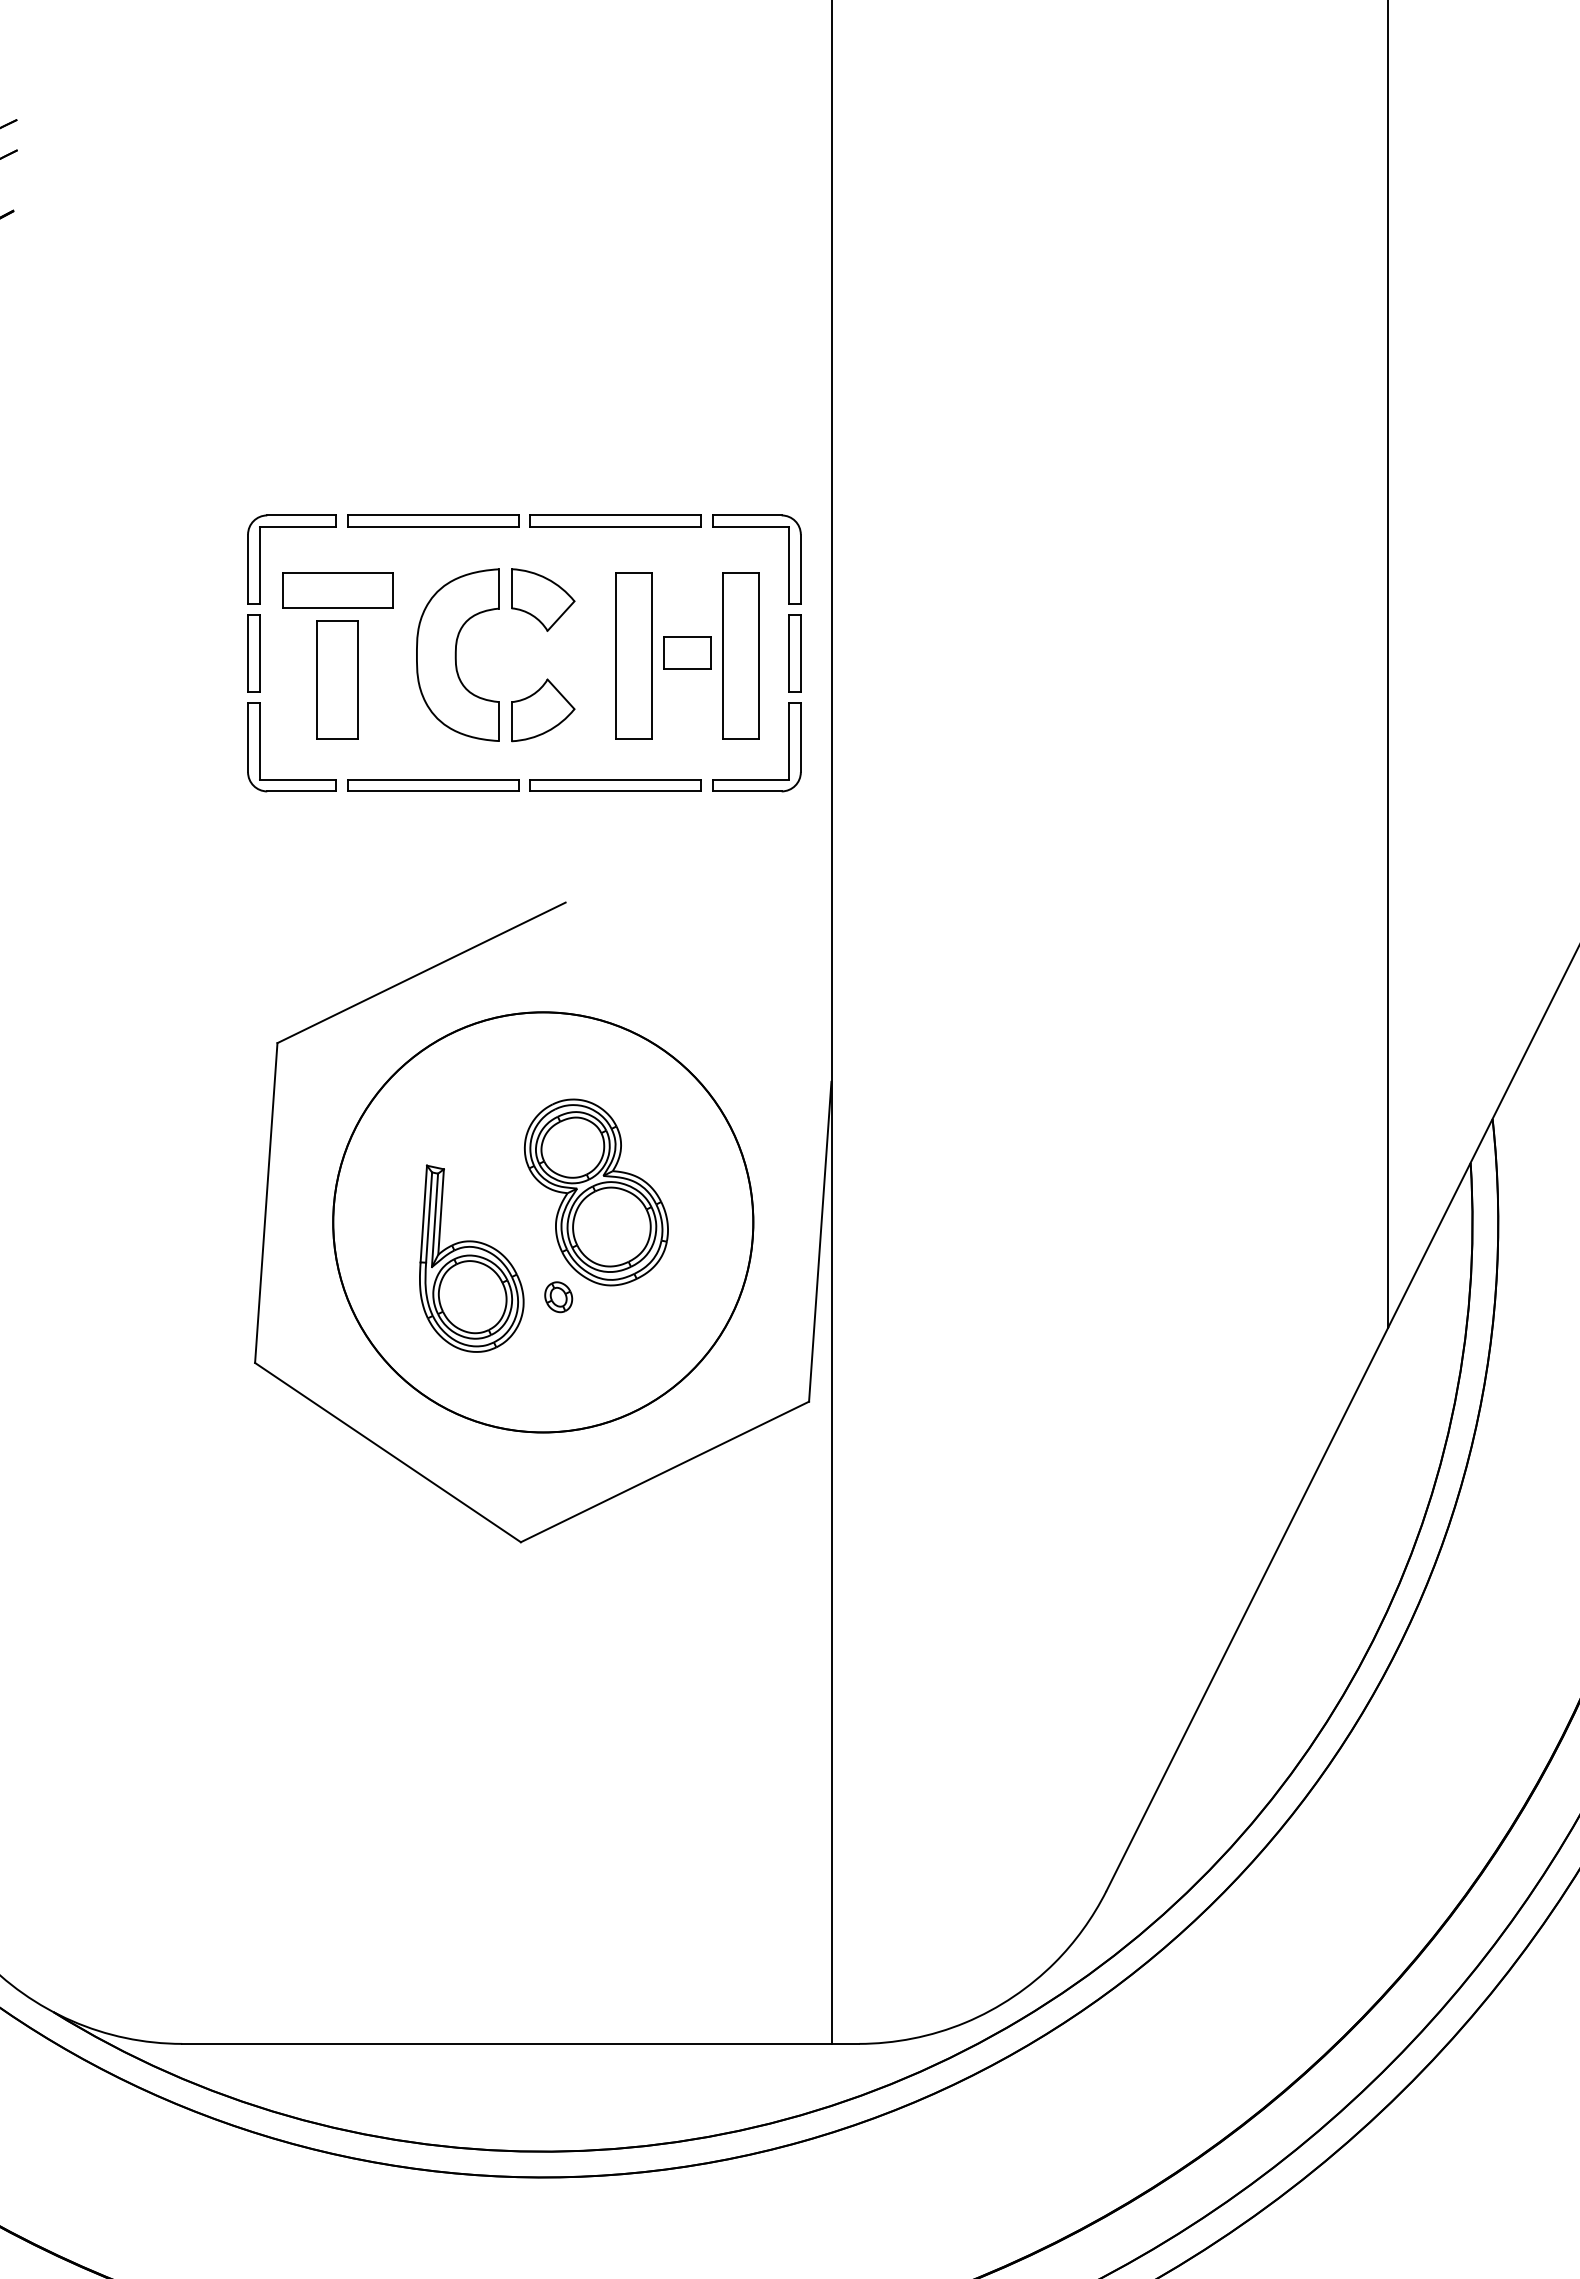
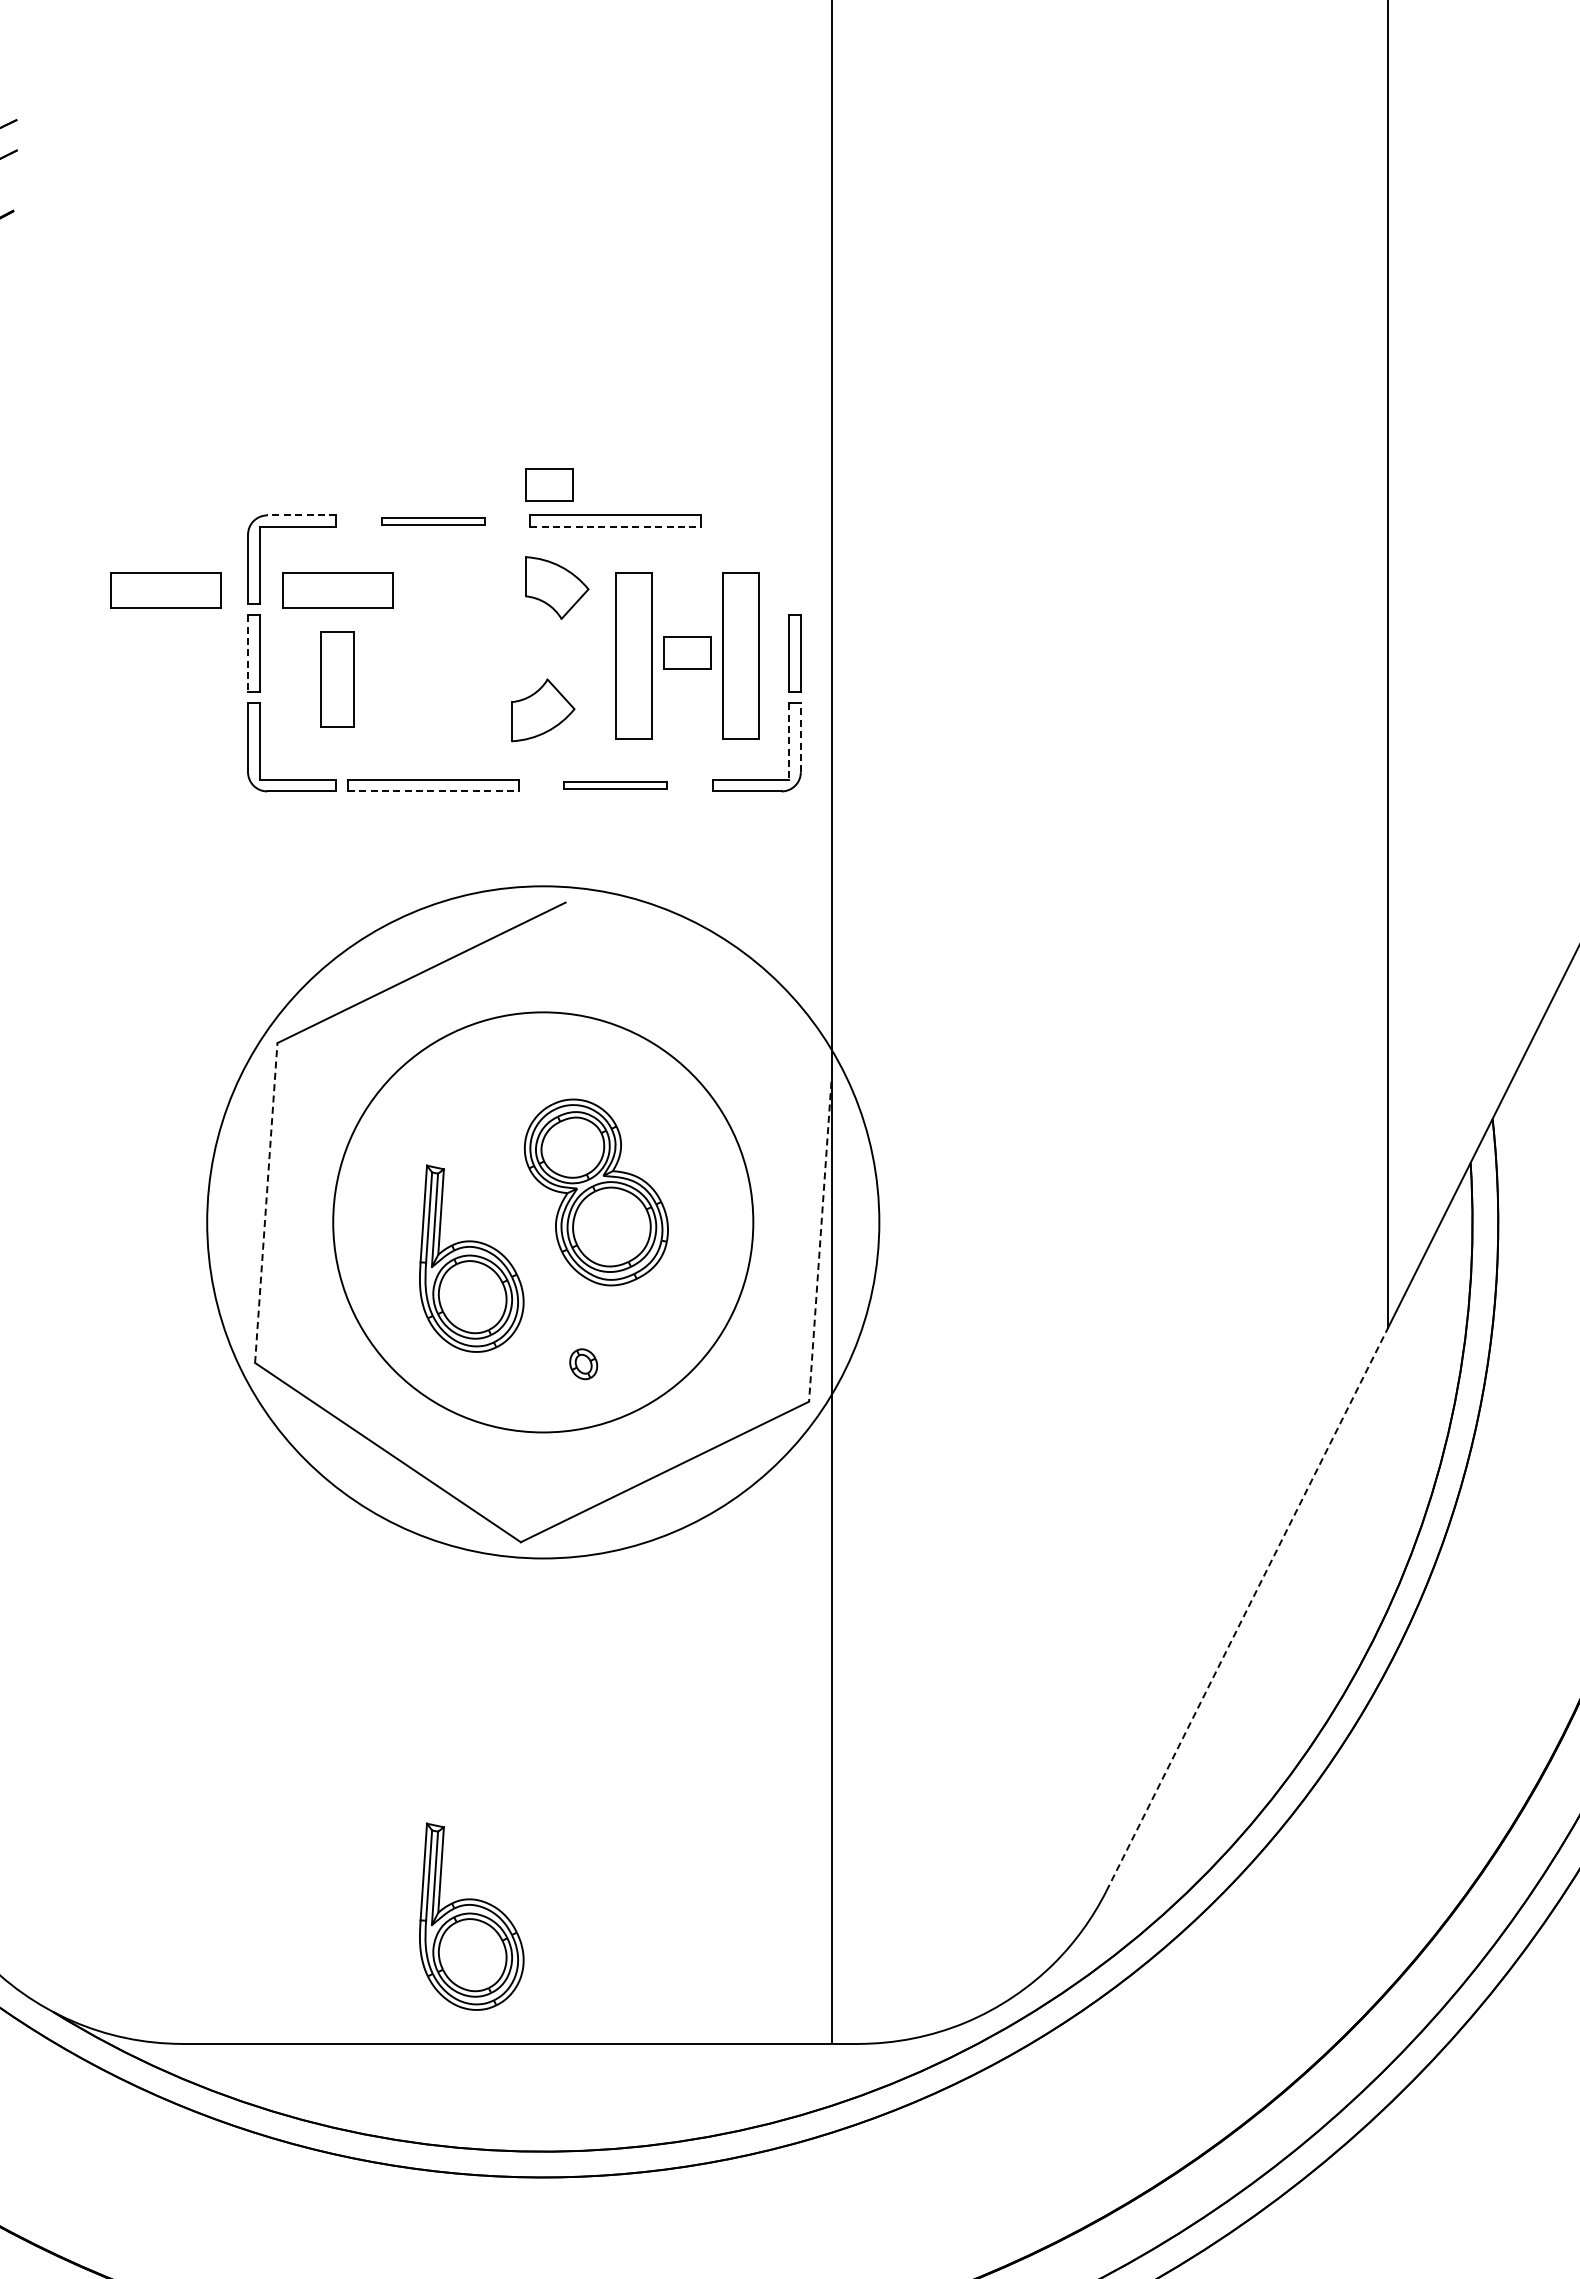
part: none -> present (549, 484)
line: solid -> dashed (301, 515)
part size: 173x14 px -> 105x9 px (433, 521)
line: solid -> dashed (616, 527)
part: present -> none (756, 527)
part: none -> present (165, 590)
part position: (543, 599) -> (557, 587) (557, 587)
line: solid -> dashed (248, 653)
part: present -> none (457, 654)
part size: 43x120 px -> 35x97 px (337, 679)
line: solid -> dashed (800, 737)
line: solid -> dashed (789, 741)
part size: 173x13 px -> 105x9 px (615, 785)
line: solid -> dashed (433, 791)
line: solid -> dashed (266, 1202)
circle diameter: 420 px -> 672 px (543, 1222)
line: solid -> dashed (820, 1242)
part position: (558, 1297) -> (583, 1364) (583, 1364)
line: solid -> dashed (1247, 1609)
part: none -> present (471, 1916)
